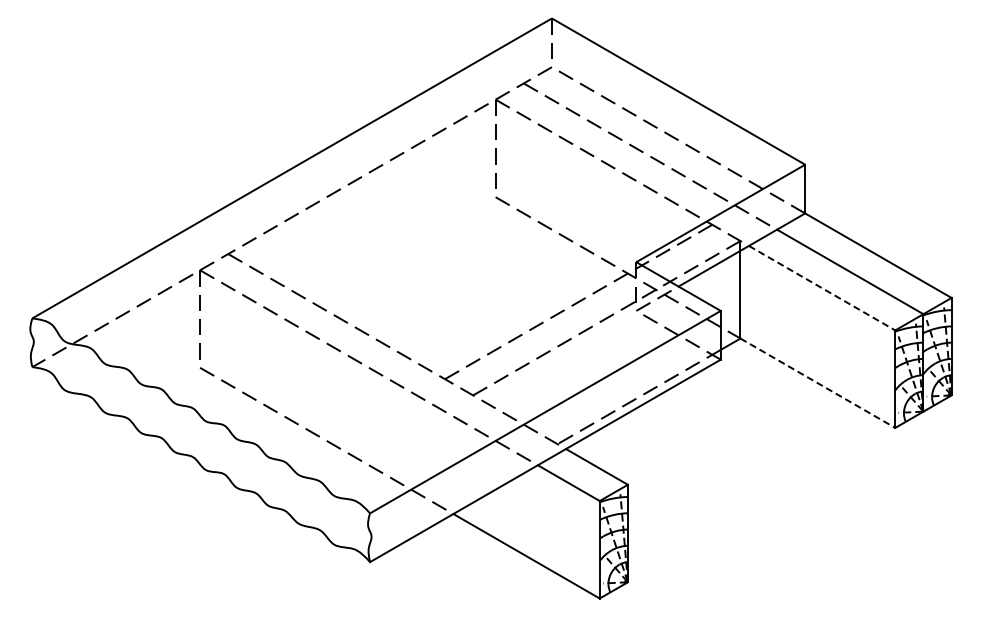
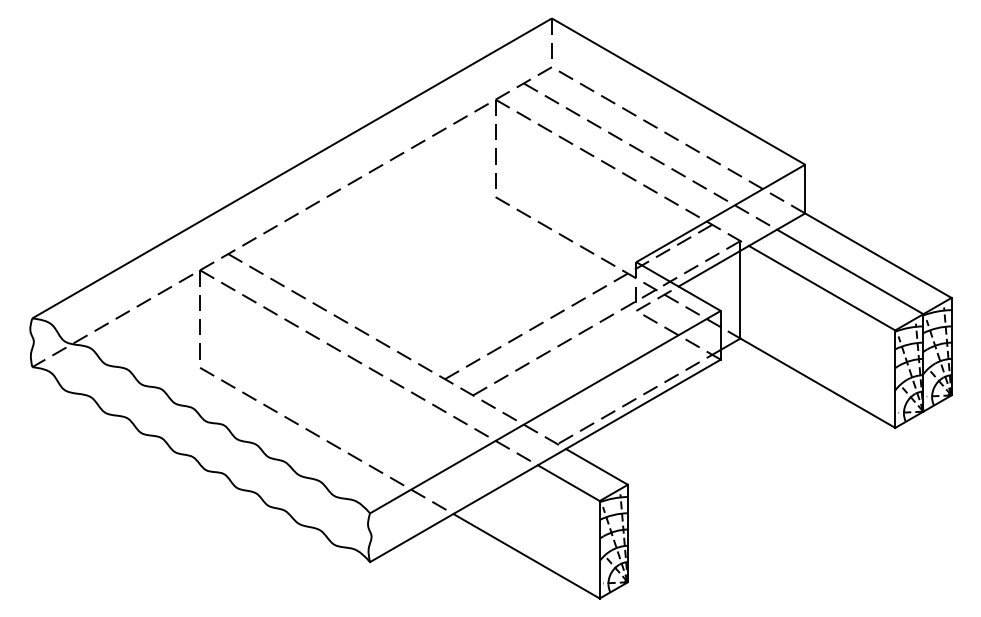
line: dashed -> solid (822, 288)
line: dashed -> solid (818, 383)
